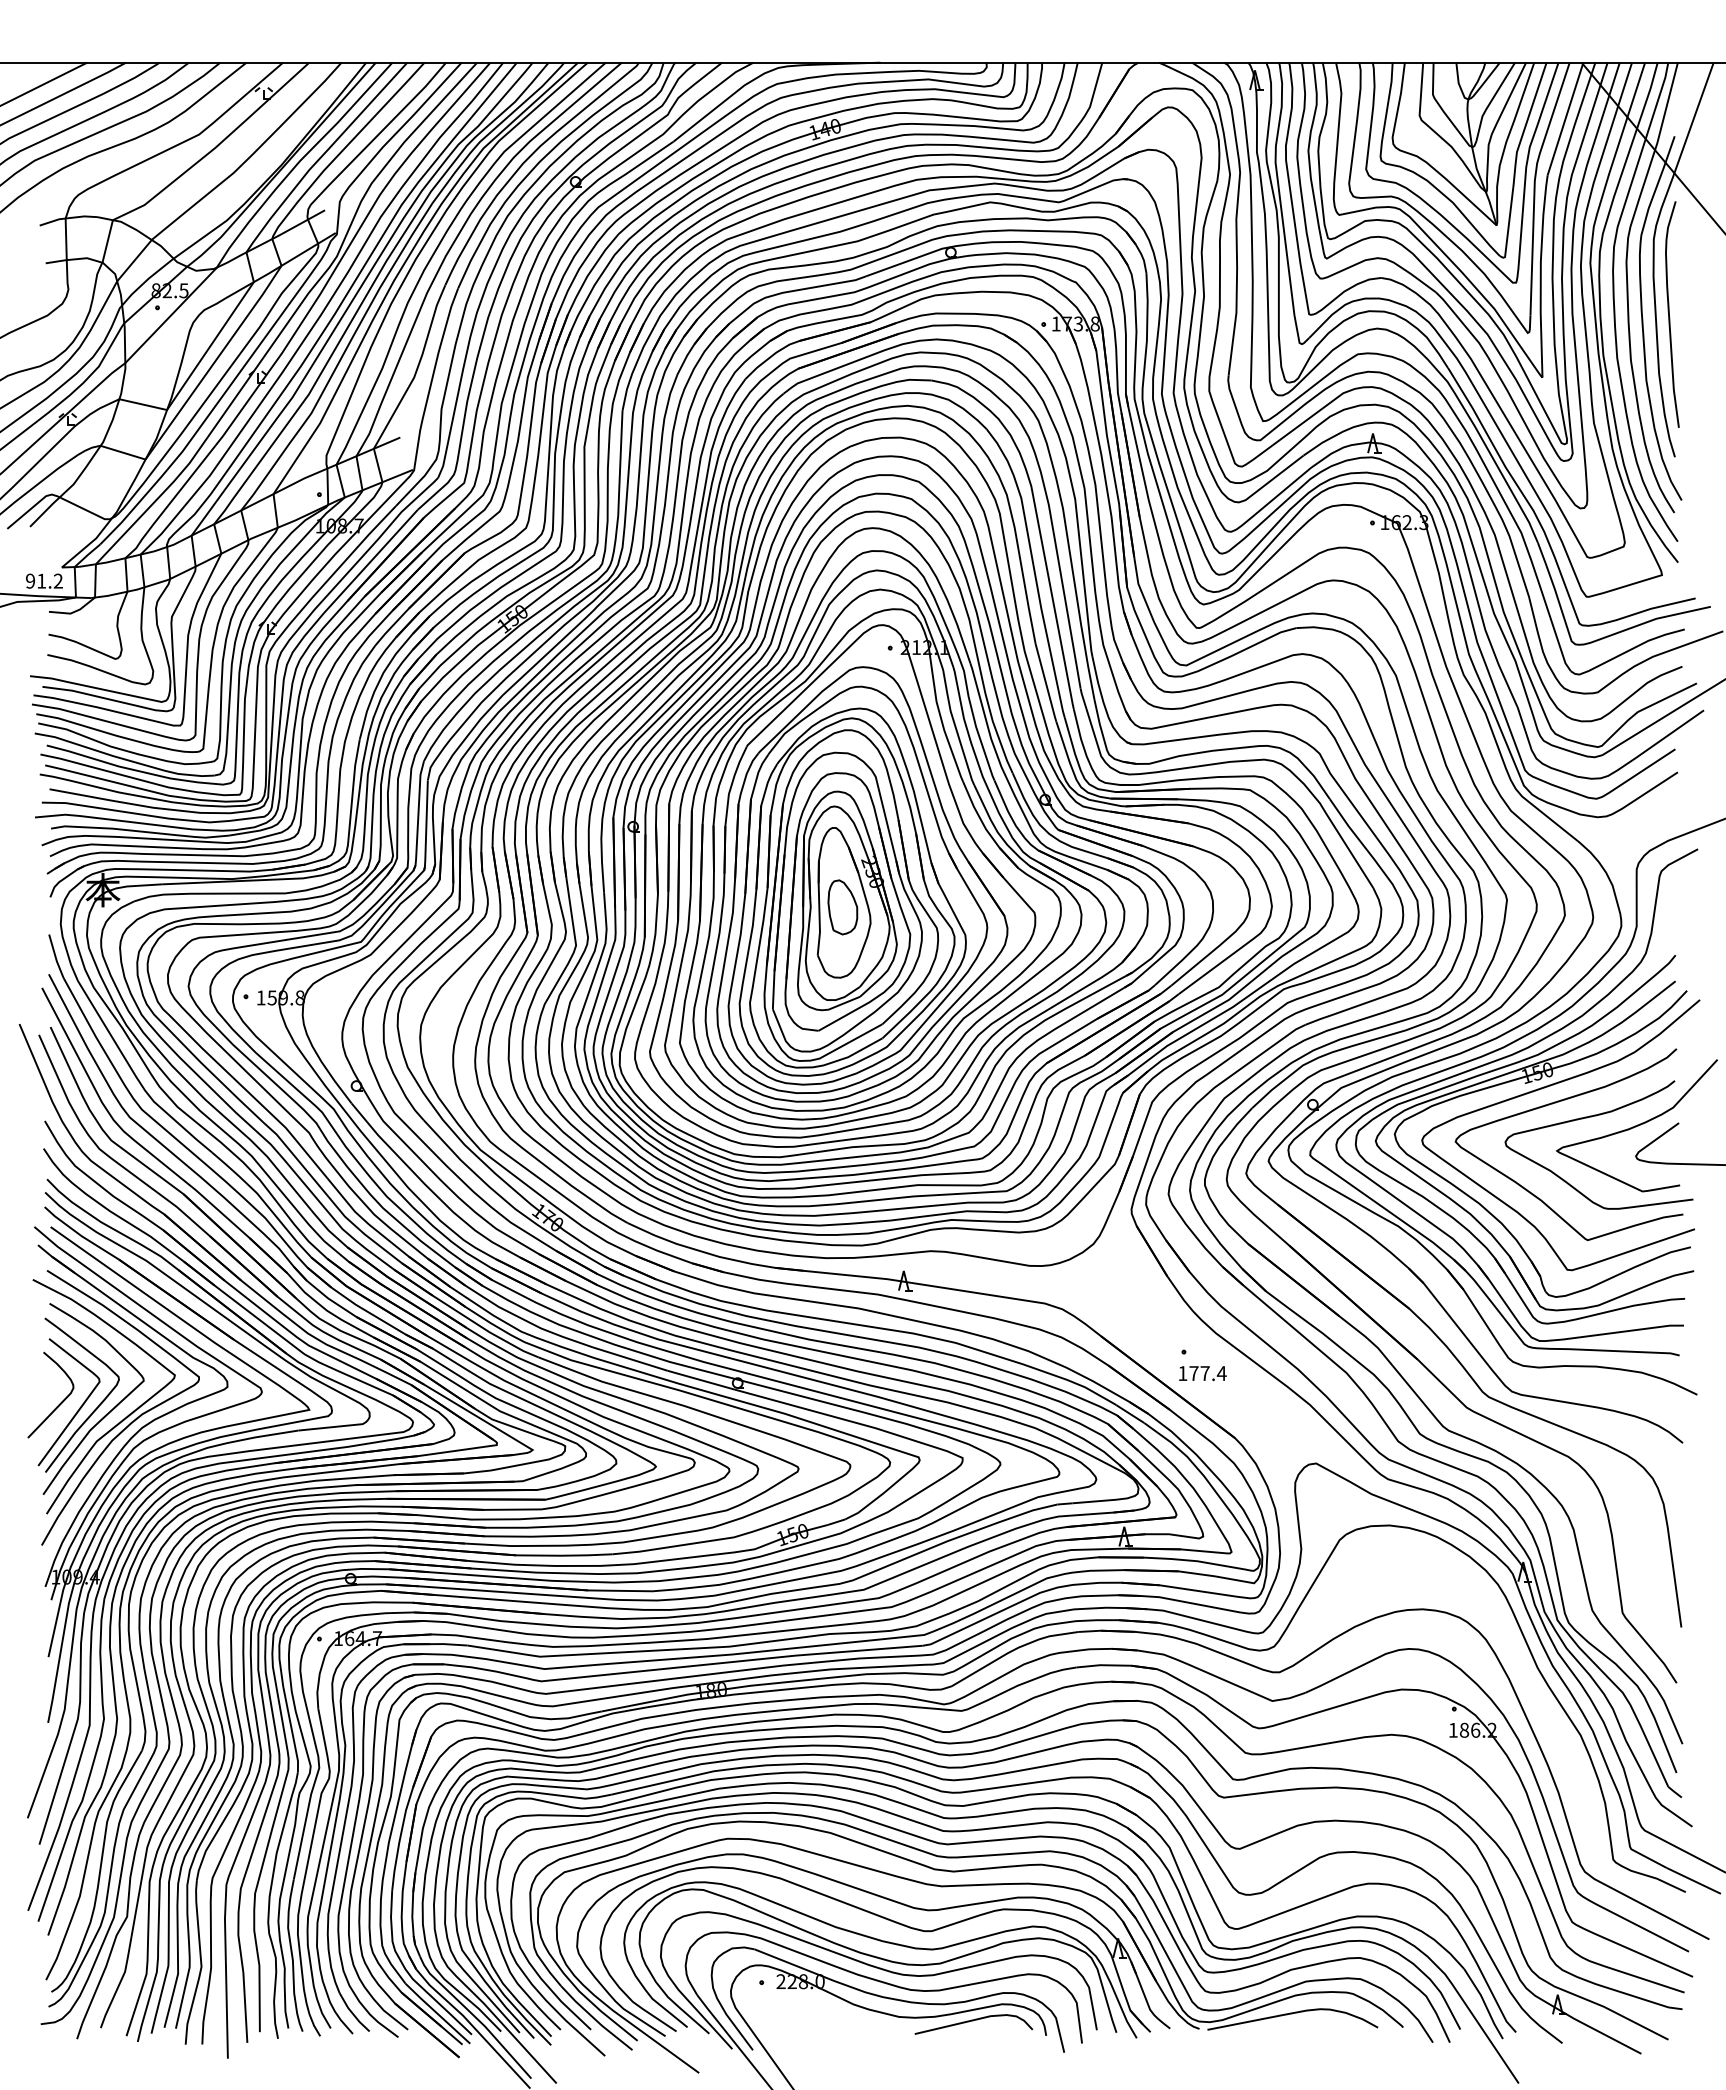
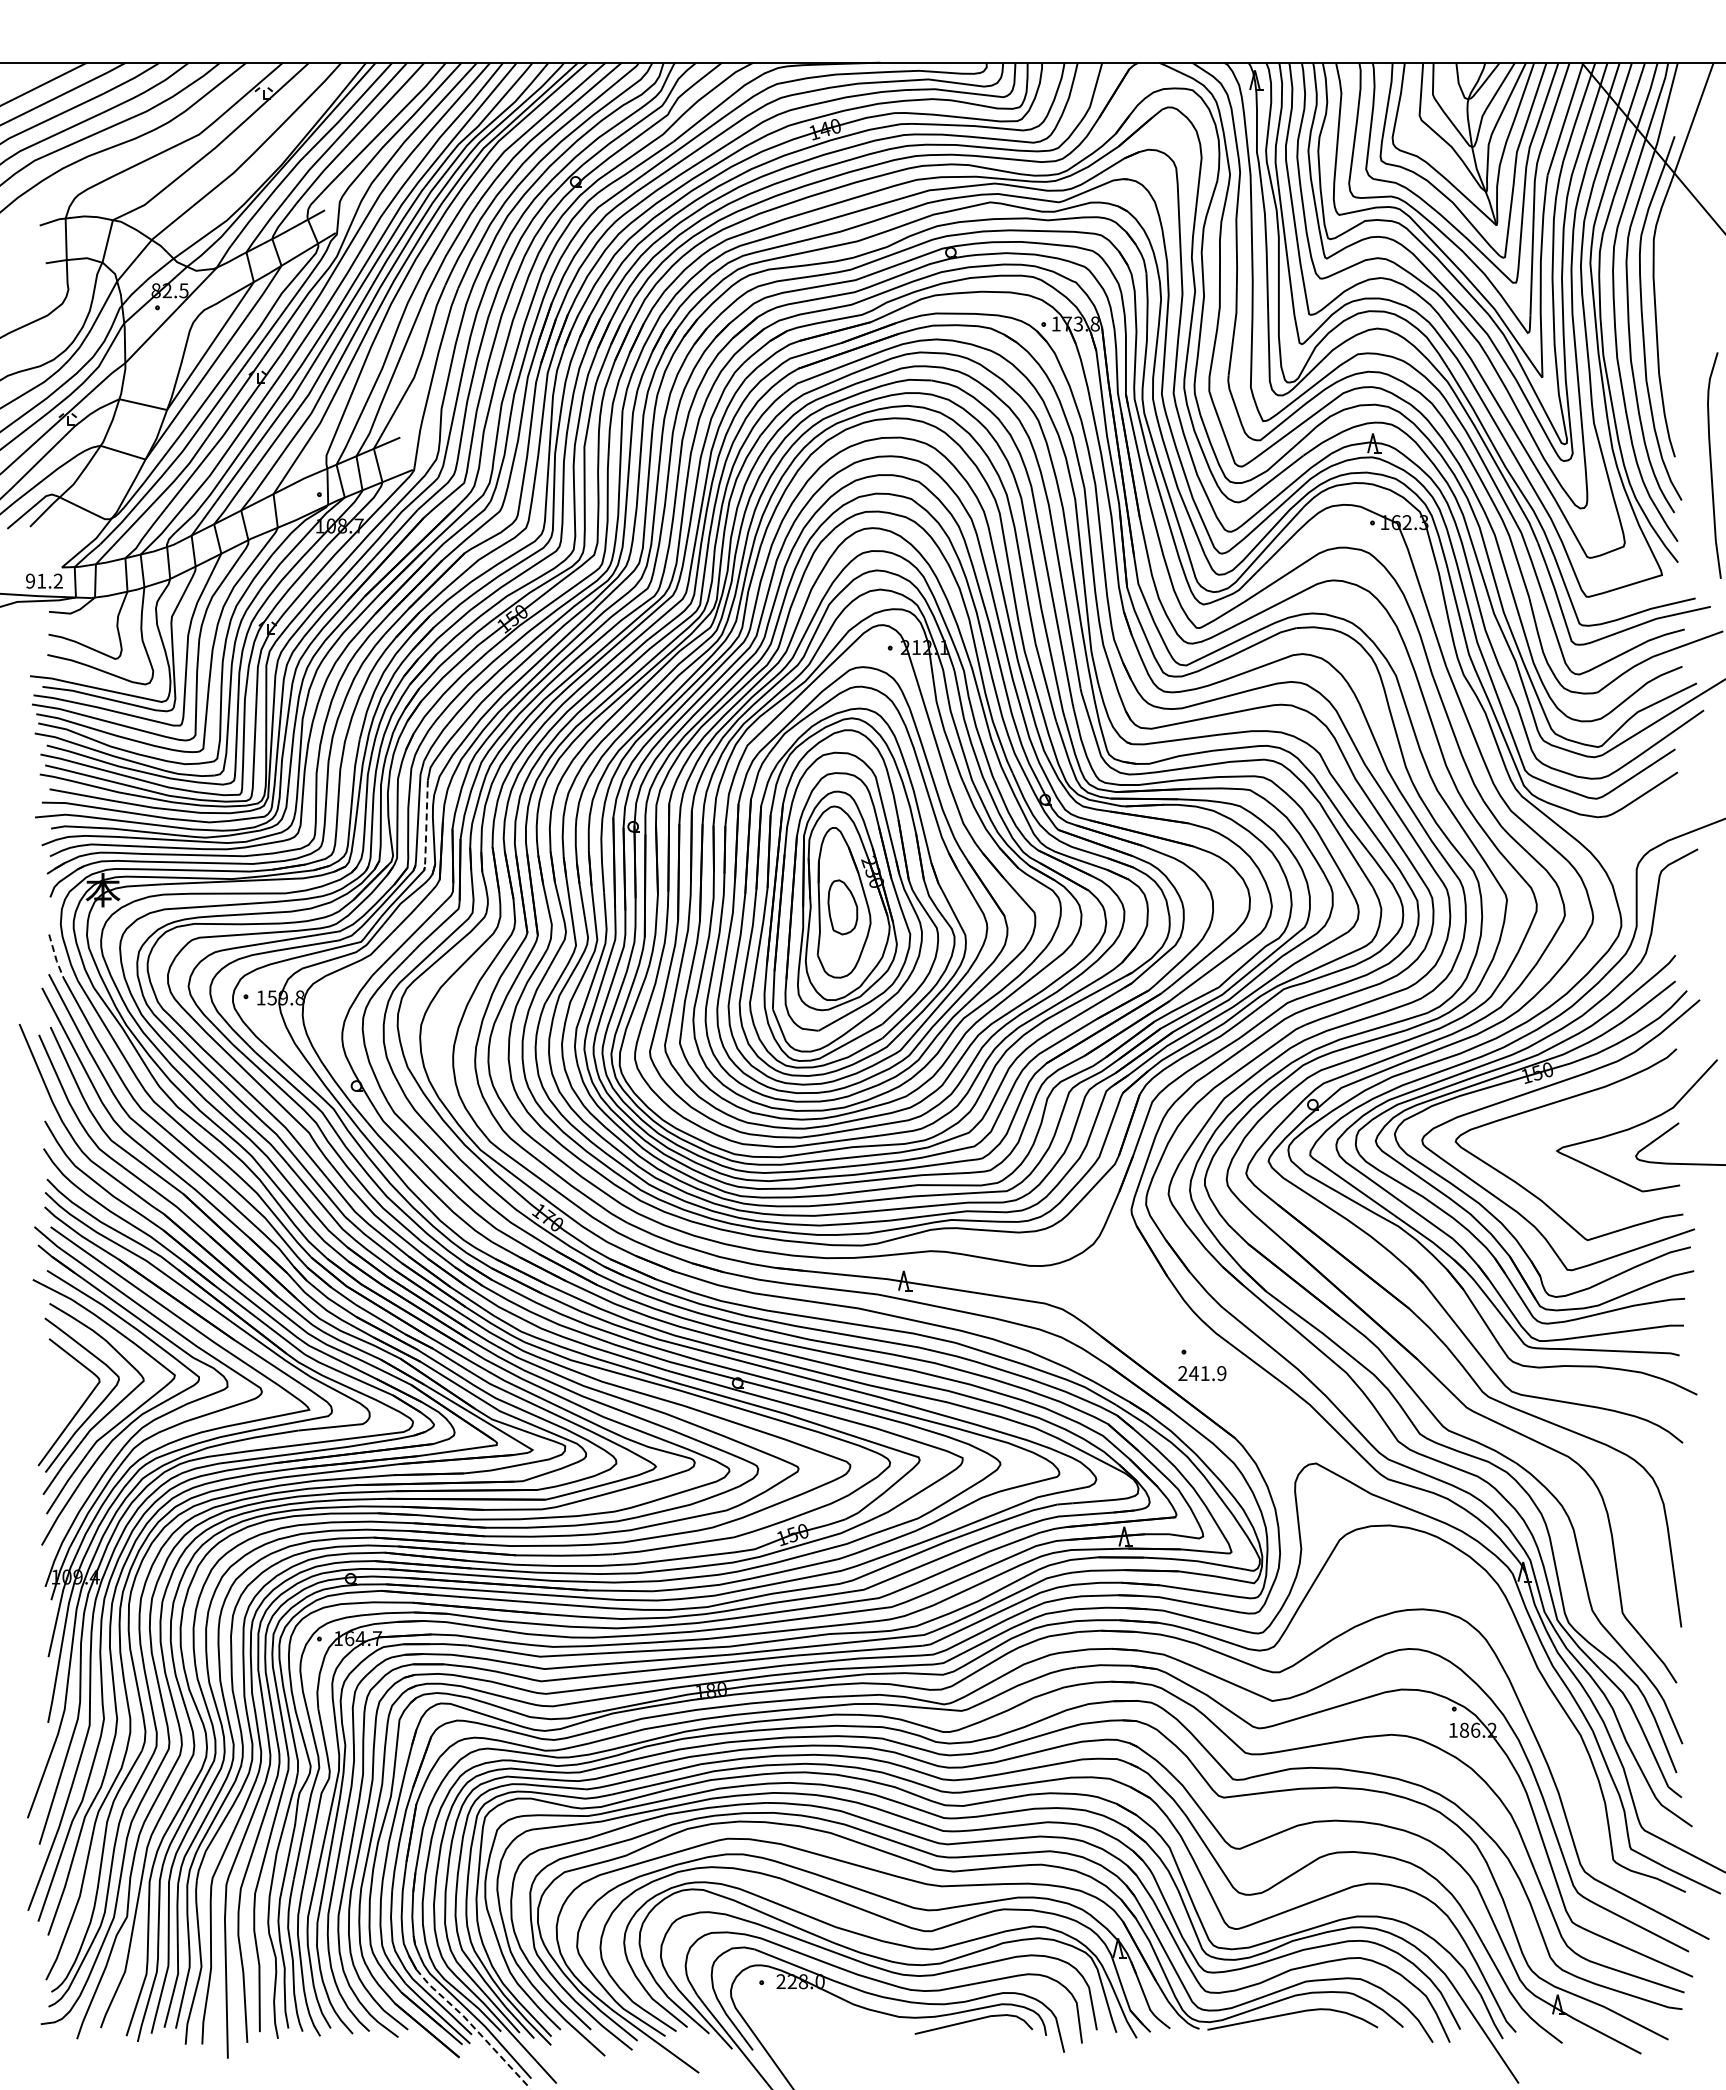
curve position: (1669, 314) -> (1711, 465) (1711, 465)
line: solid -> dashed (426, 827)
line: solid -> dashed (55, 956)
curve: present -> none (1591, 1117)
text: 177.4 -> 241.9 (1202, 1373)
curve: present -> none (59, 1403)
line: solid -> dashed (473, 2027)
